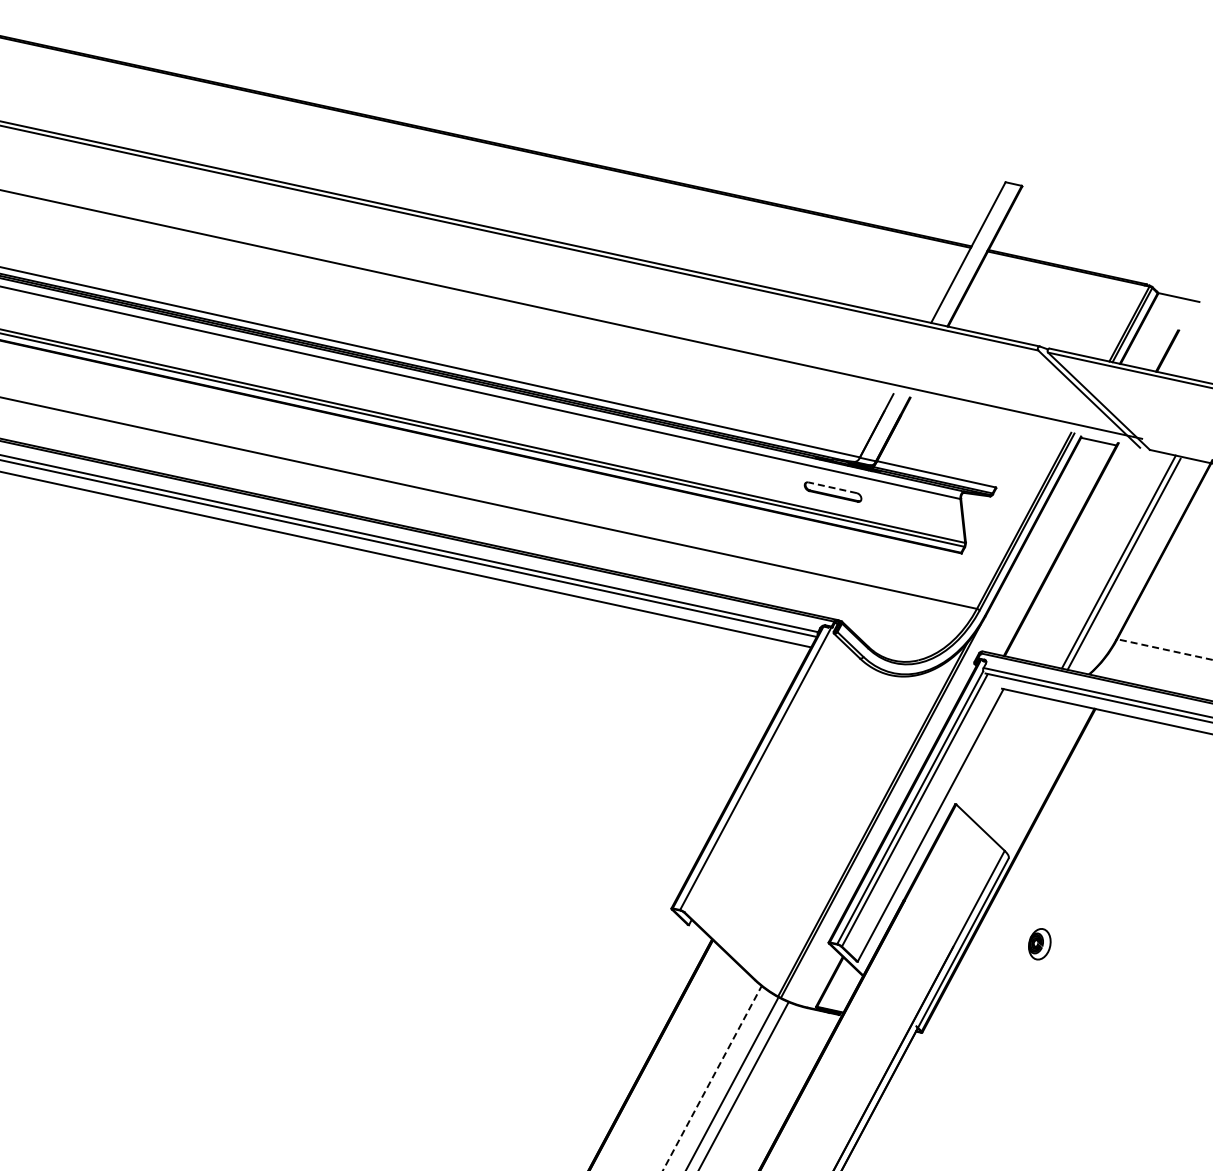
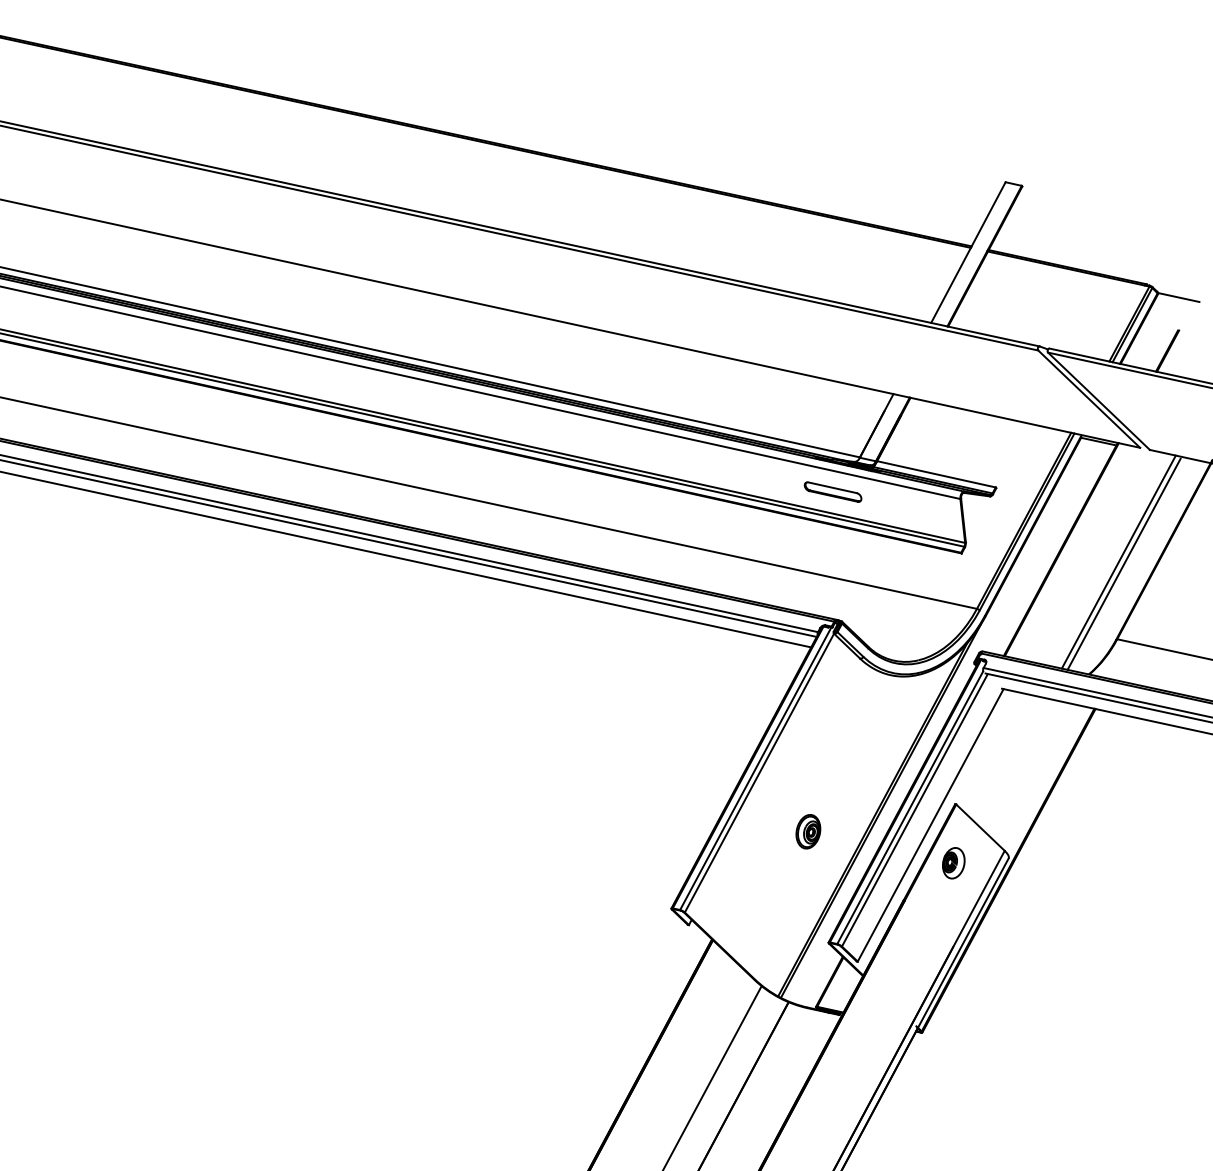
line position: (572, 314) -> (571, 323) (571, 323)
line: dashed -> solid (832, 487)
line: dashed -> solid (1165, 649)
line: none -> present (759, 772)
part: none -> present (808, 831)
part position: (1039, 944) -> (953, 863) (953, 863)
line: dashed -> solid (712, 1078)
line position: (732, 1082) -> (743, 1085) (743, 1085)
